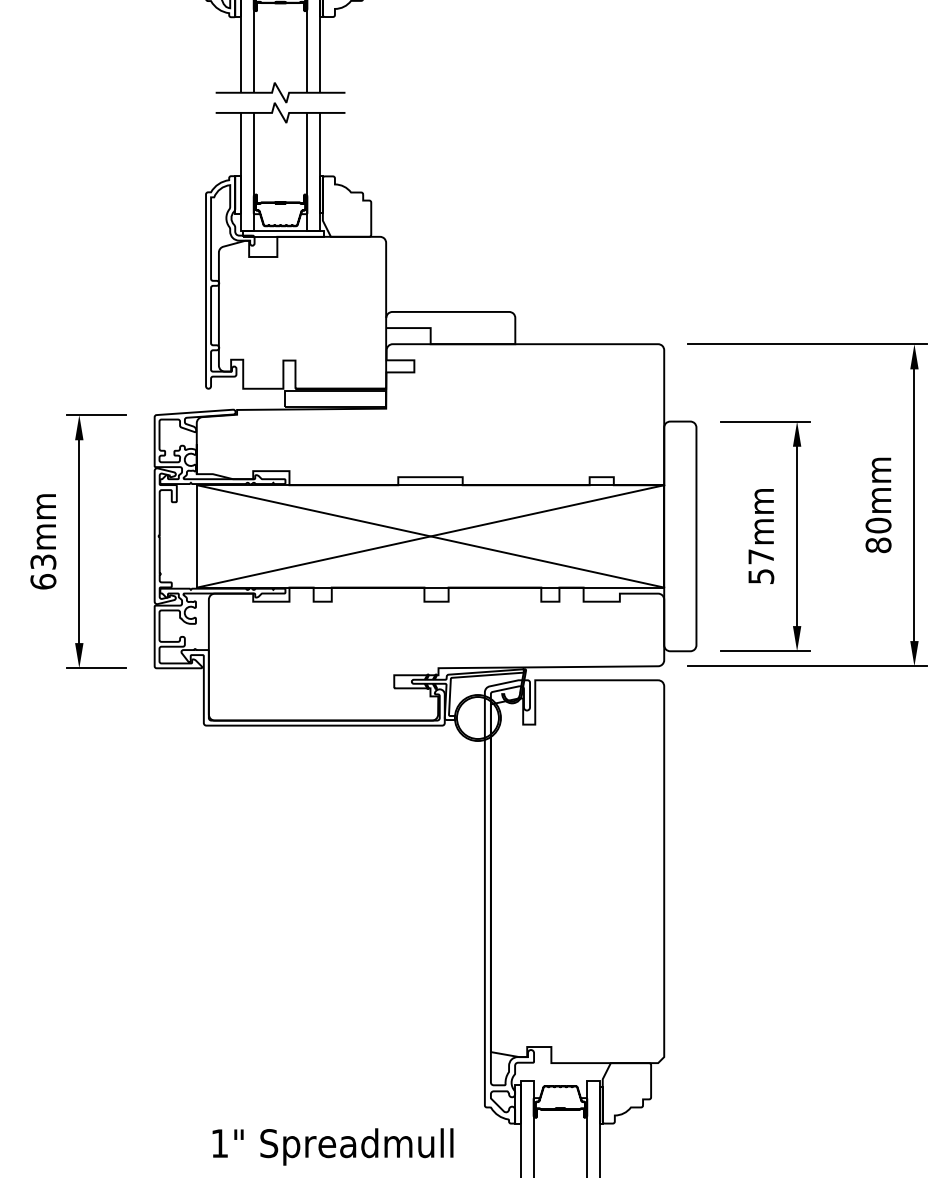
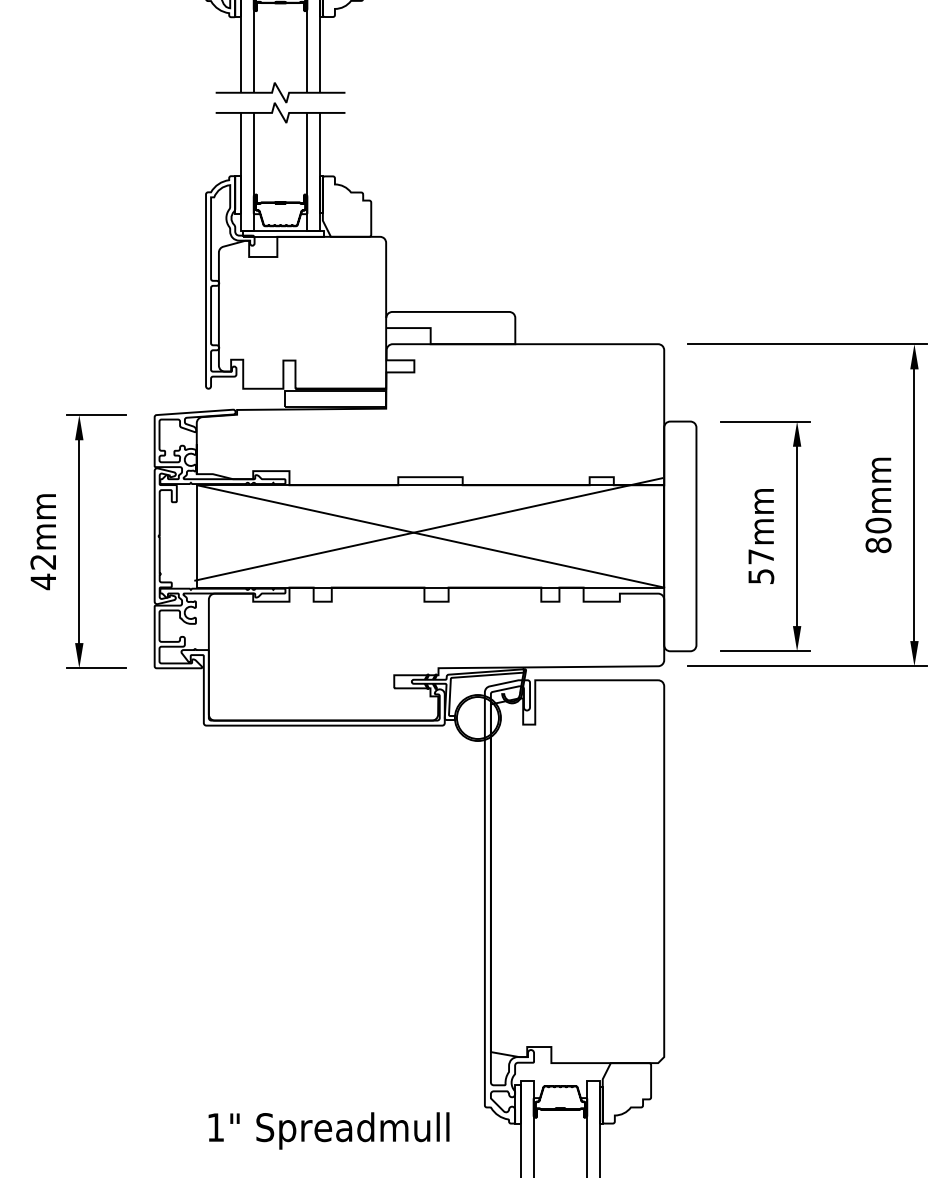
line position: (430, 536) -> (428, 529) (428, 529)
text: 63mm -> 42mm (43, 572)
text position: (332, 1146) -> (328, 1130) (328, 1130)
